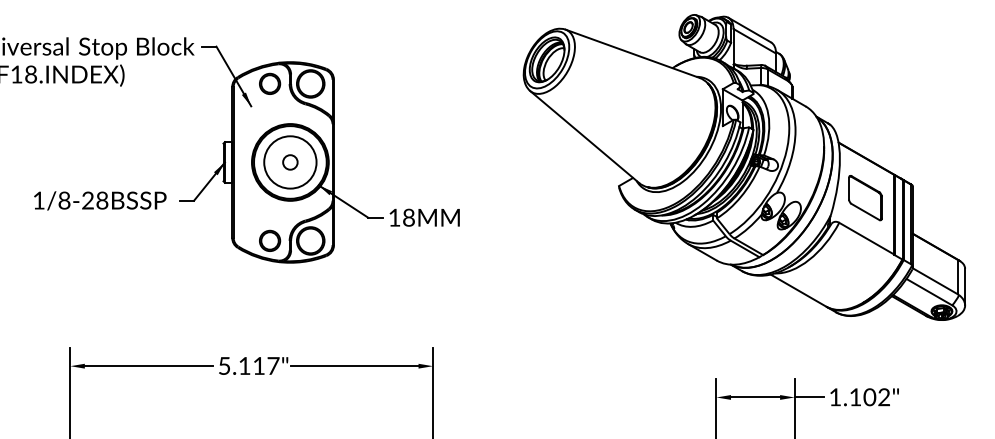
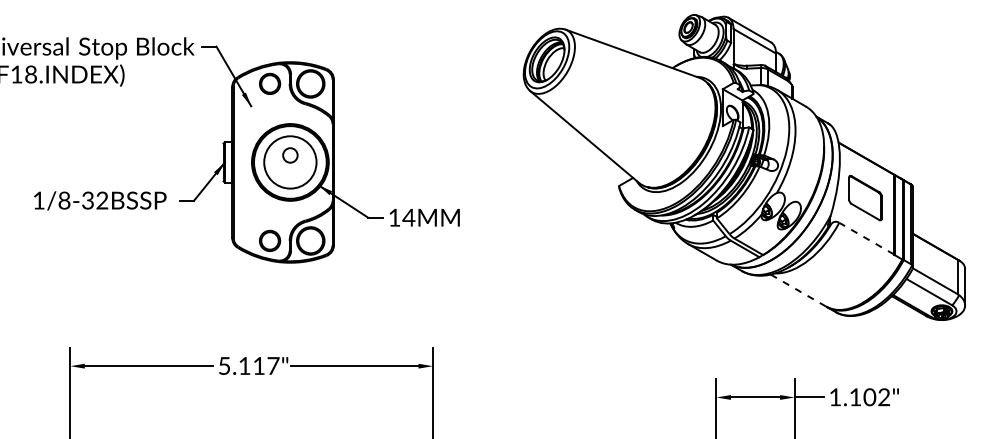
circle position: (290, 162) -> (290, 155) (290, 155)
text: 1/8-28 -> 1/8-32 (95, 201)
text: 18MM -> 14MM (408, 217)
line: solid -> dashed (866, 238)
line: solid -> dashed (798, 290)
